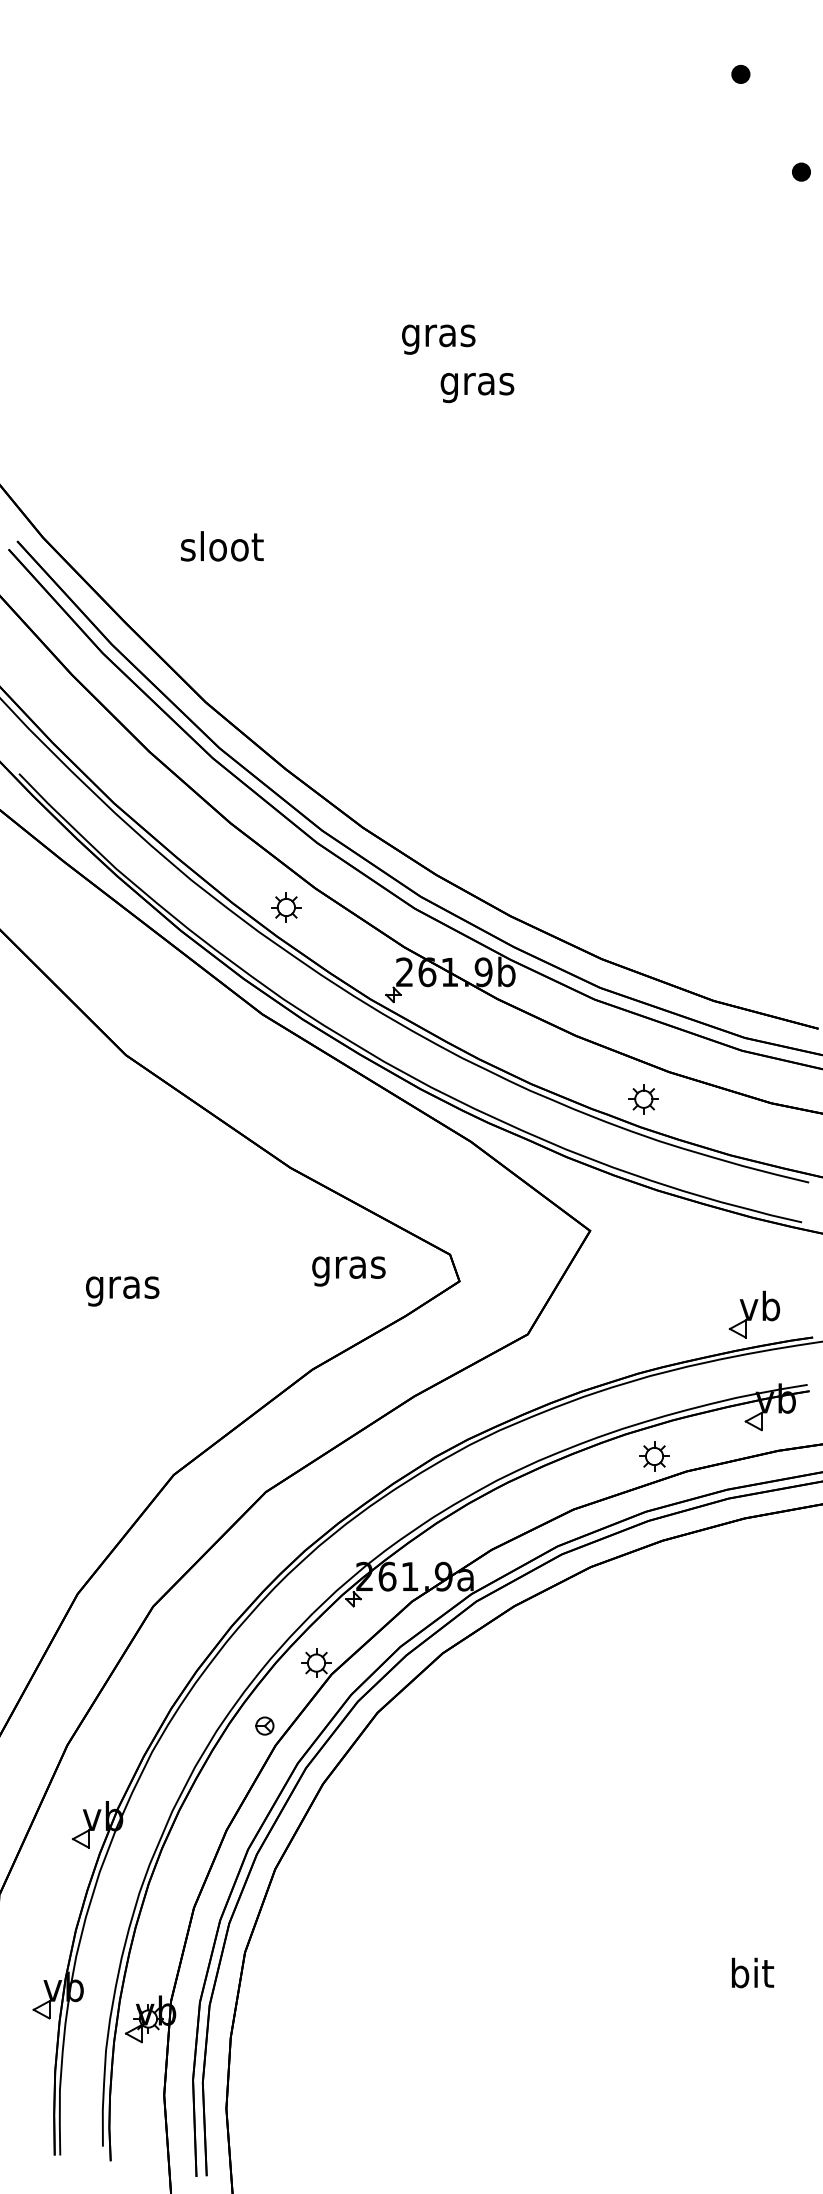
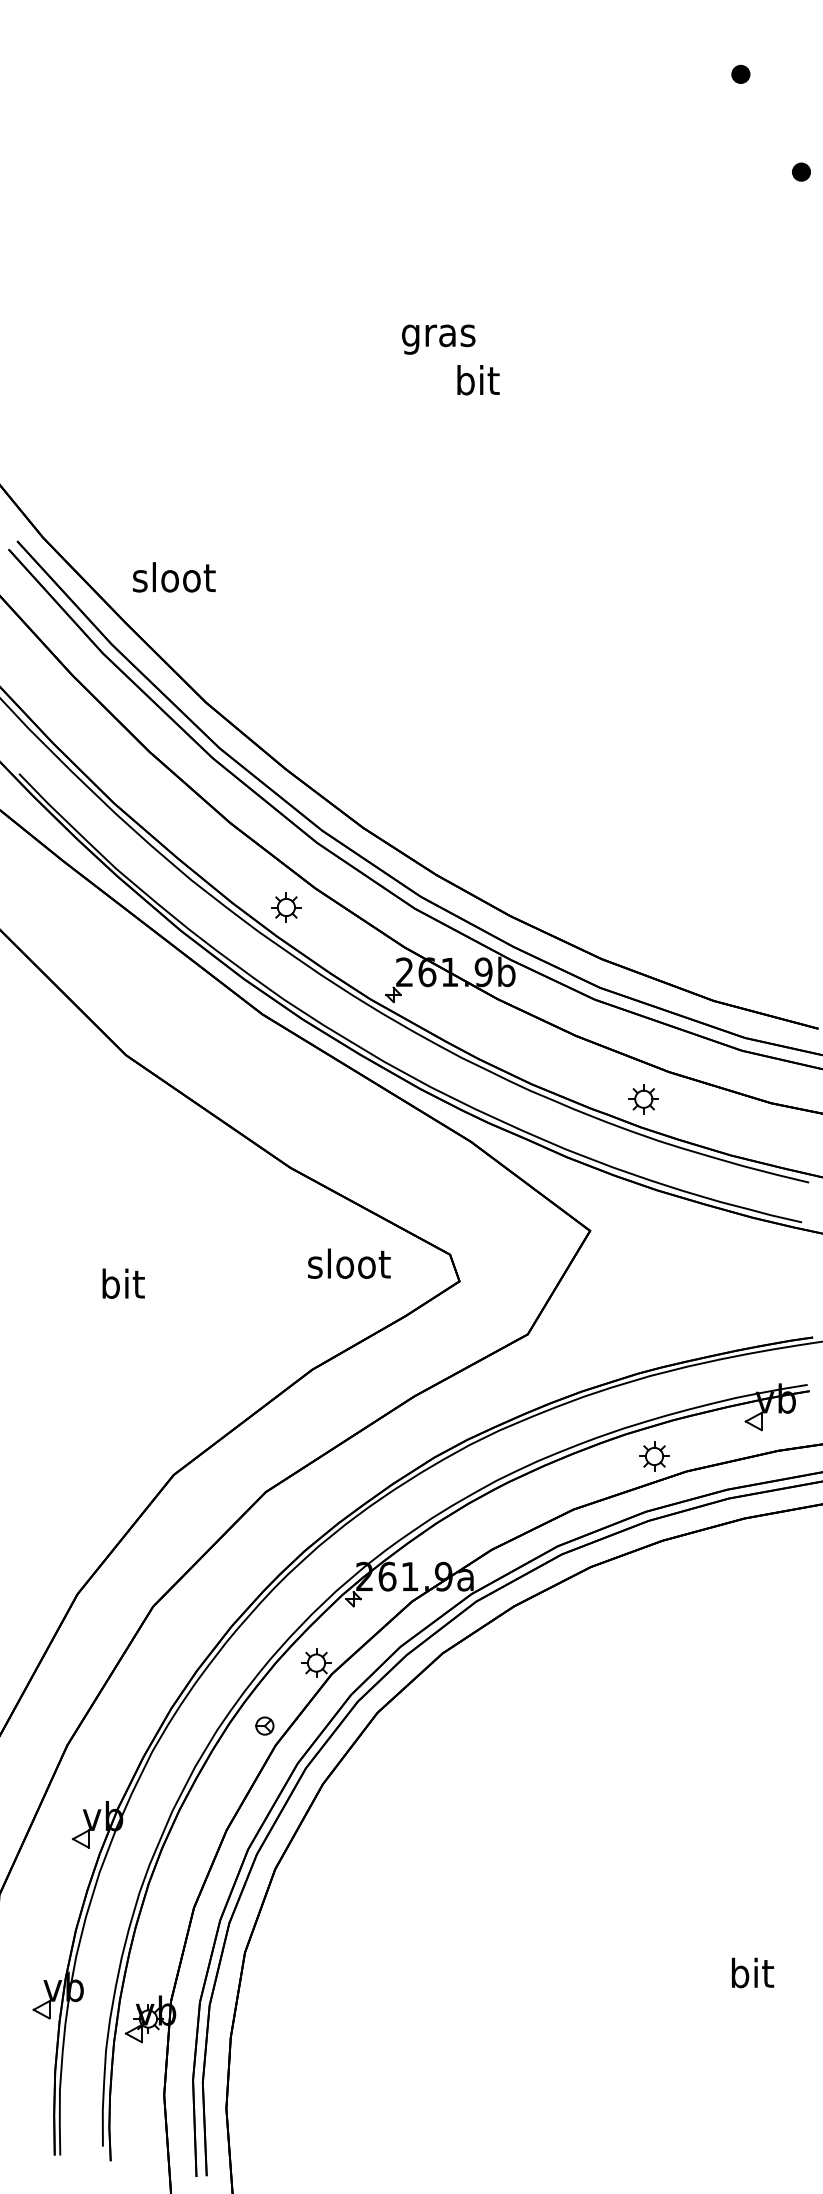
text: gras -> bit (477, 384)
text position: (222, 546) -> (174, 577) (174, 577)
text: gras -> sloot (349, 1267)
text: gras -> bit (122, 1287)
part: present -> none (754, 1314)
